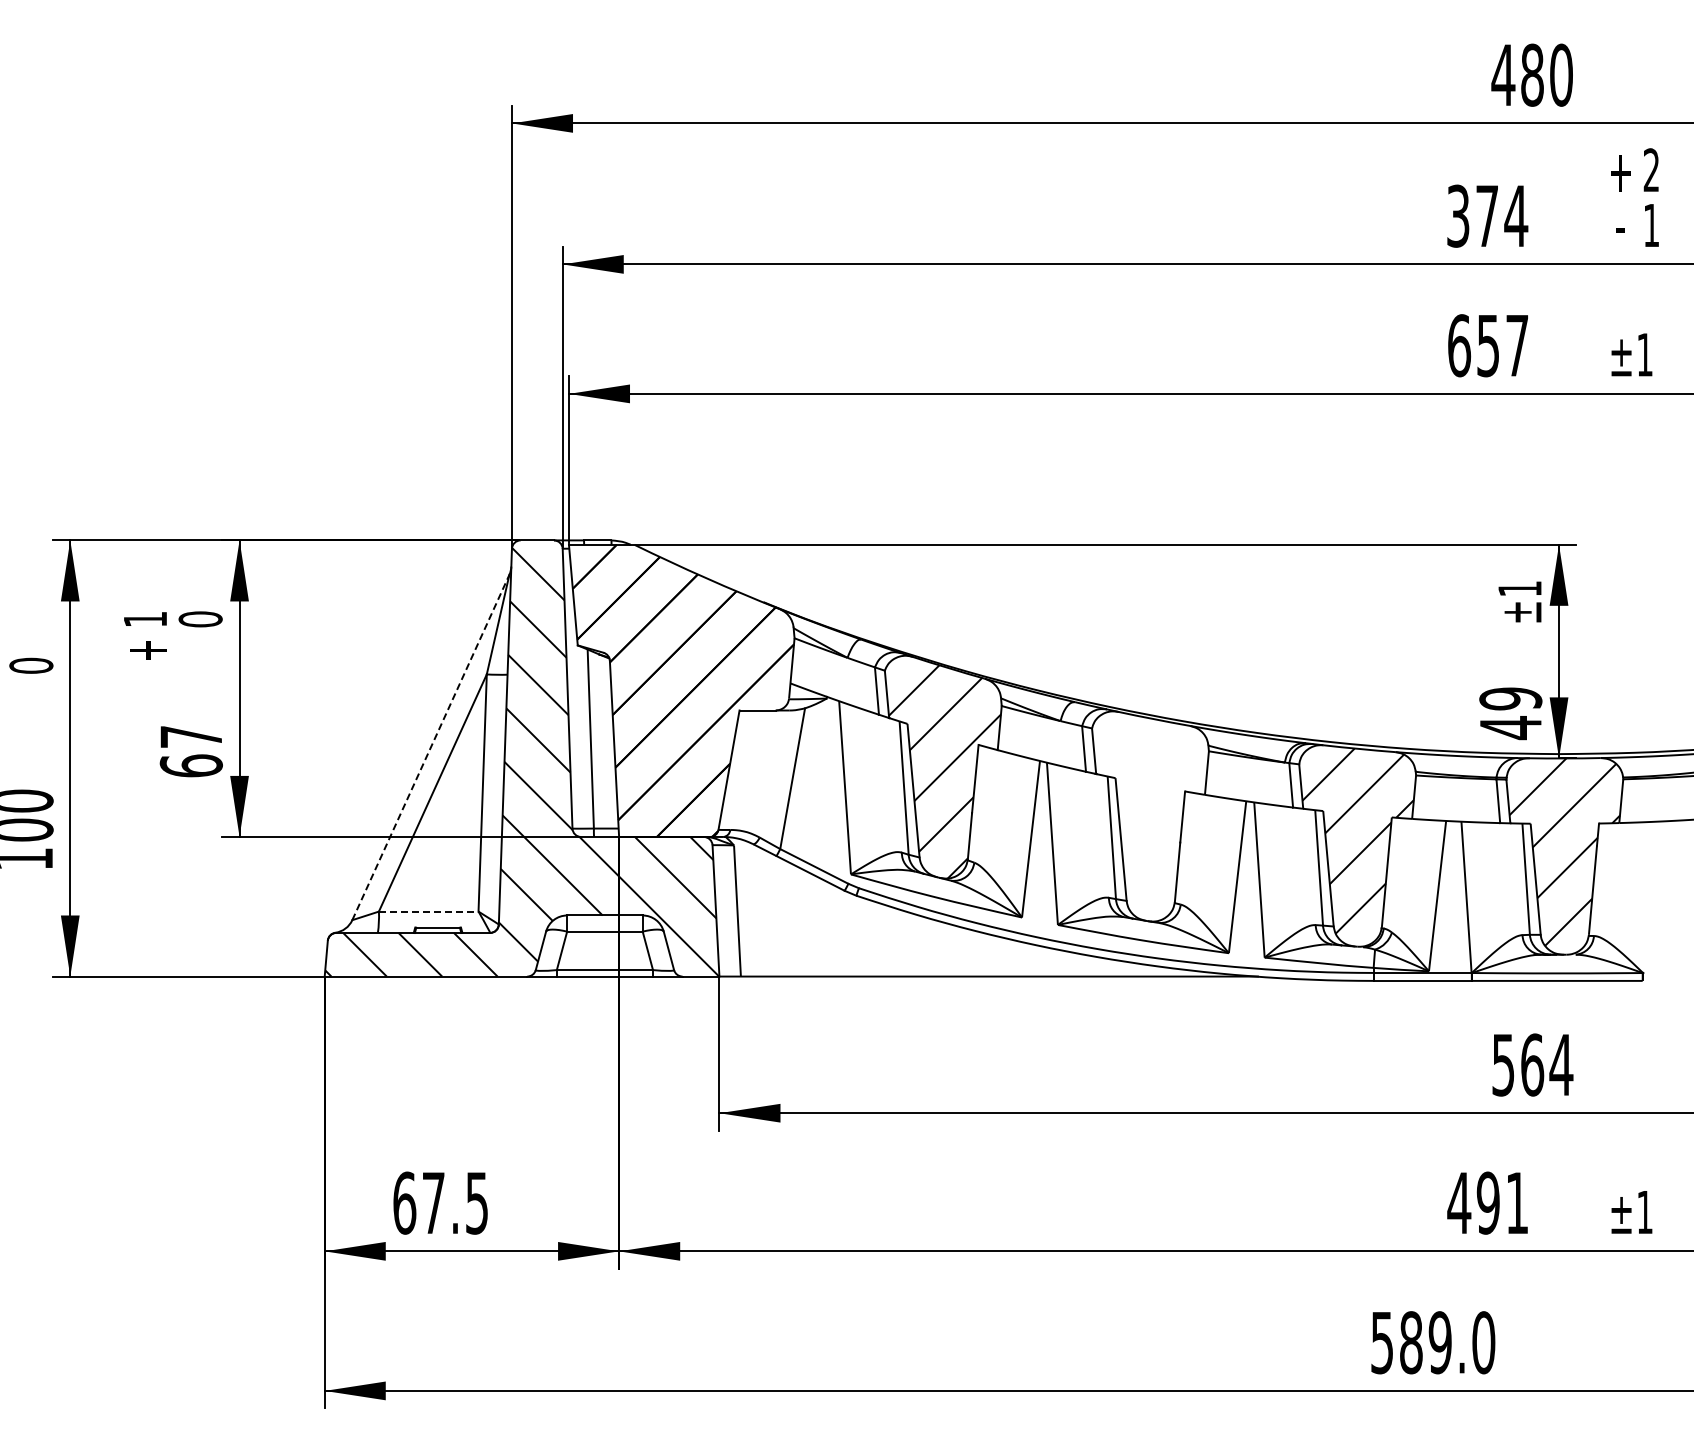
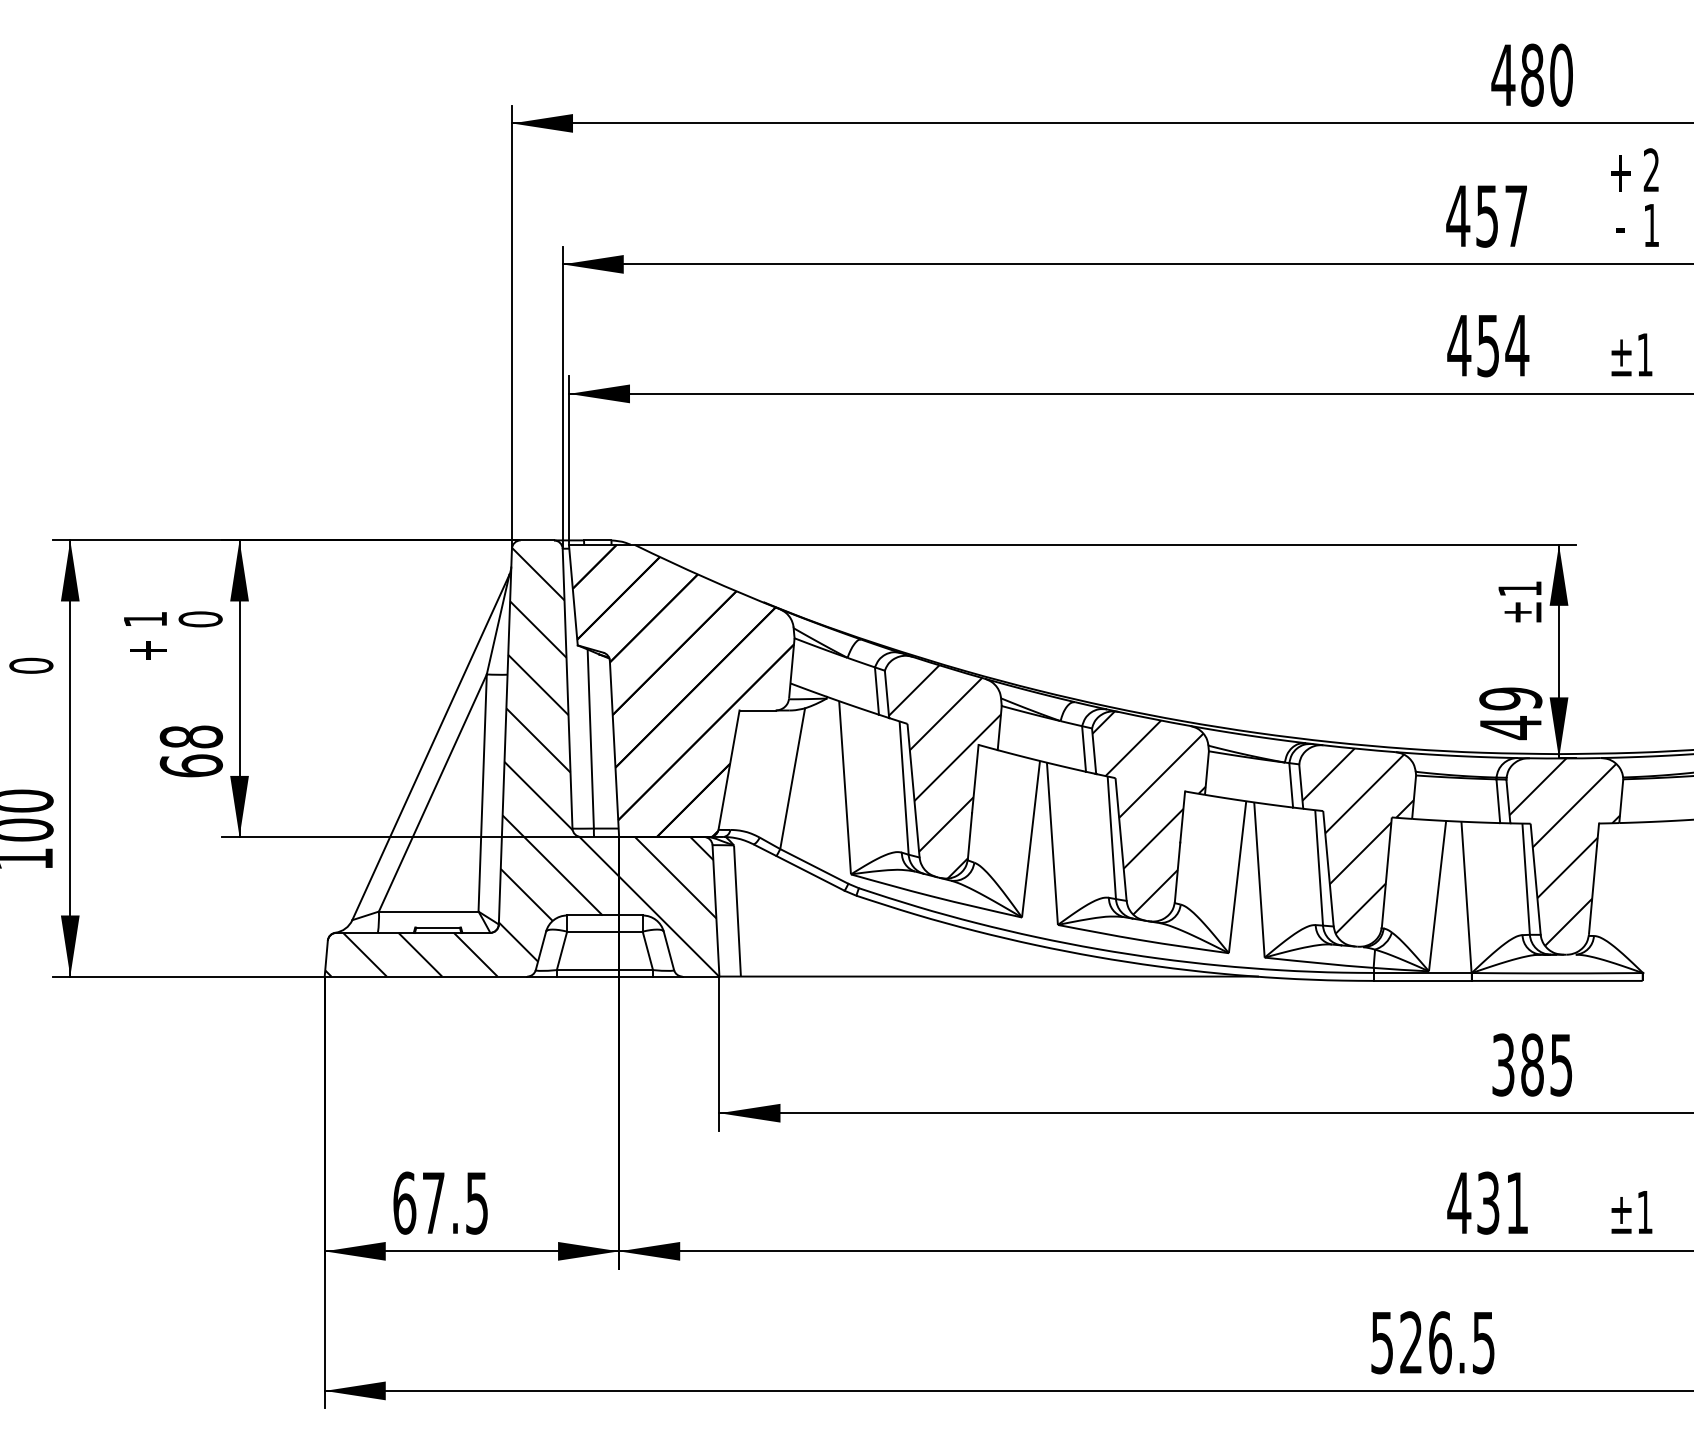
text: 374 -> 457 (1487, 215)
text: 657 -> 454 (1488, 345)
text: 67 -> 68 (190, 736)
line: dashed -> solid (430, 747)
hatch: none -> present (1148, 812)
line: dashed -> solid (428, 911)
text: 564 -> 385 (1533, 1064)
text: 491 -> 431 (1487, 1202)
text: 589.0 -> 526.5 (1447, 1342)
